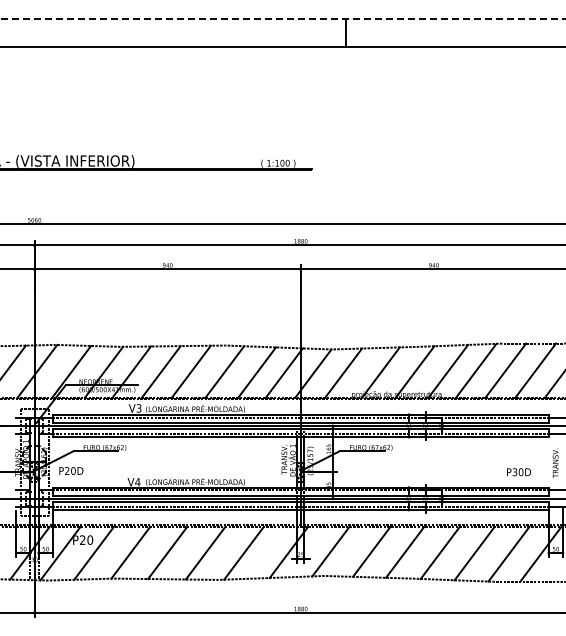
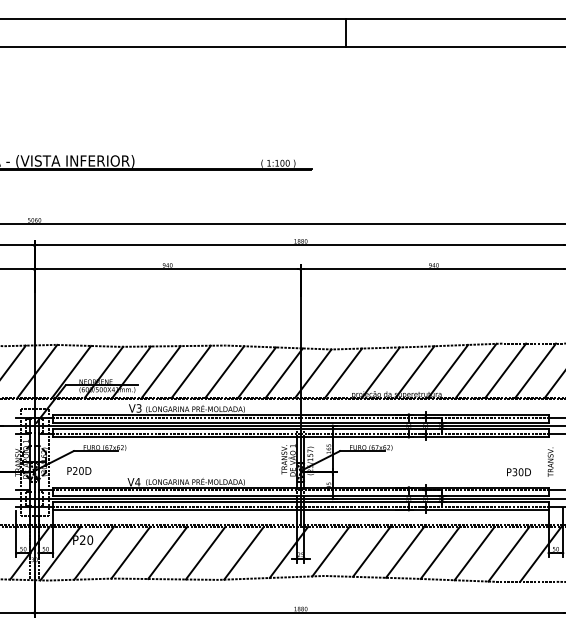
line: dashed -> solid (283, 19)
text position: (555, 462) -> (550, 461) (550, 461)
text position: (71, 470) -> (79, 470) (79, 470)
